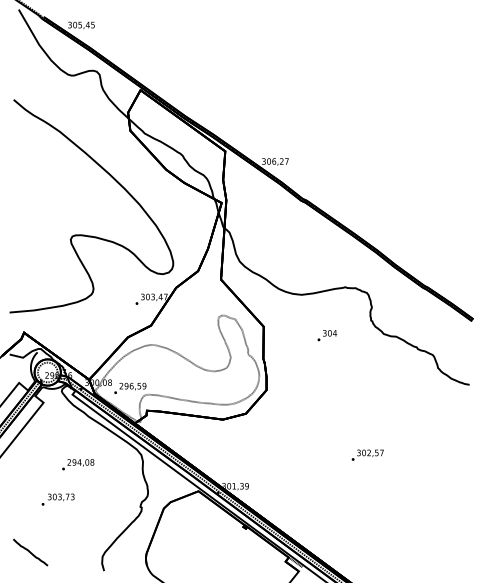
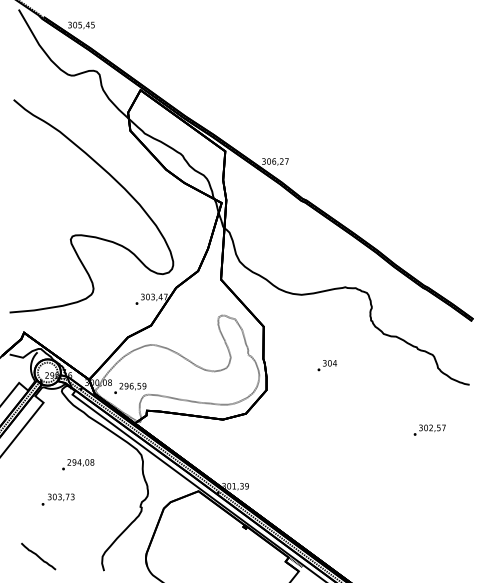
text position: (326, 335) -> (326, 365) (326, 365)
text position: (367, 454) -> (429, 429) (429, 429)
line position: (30, 552) -> (38, 556) (38, 556)
